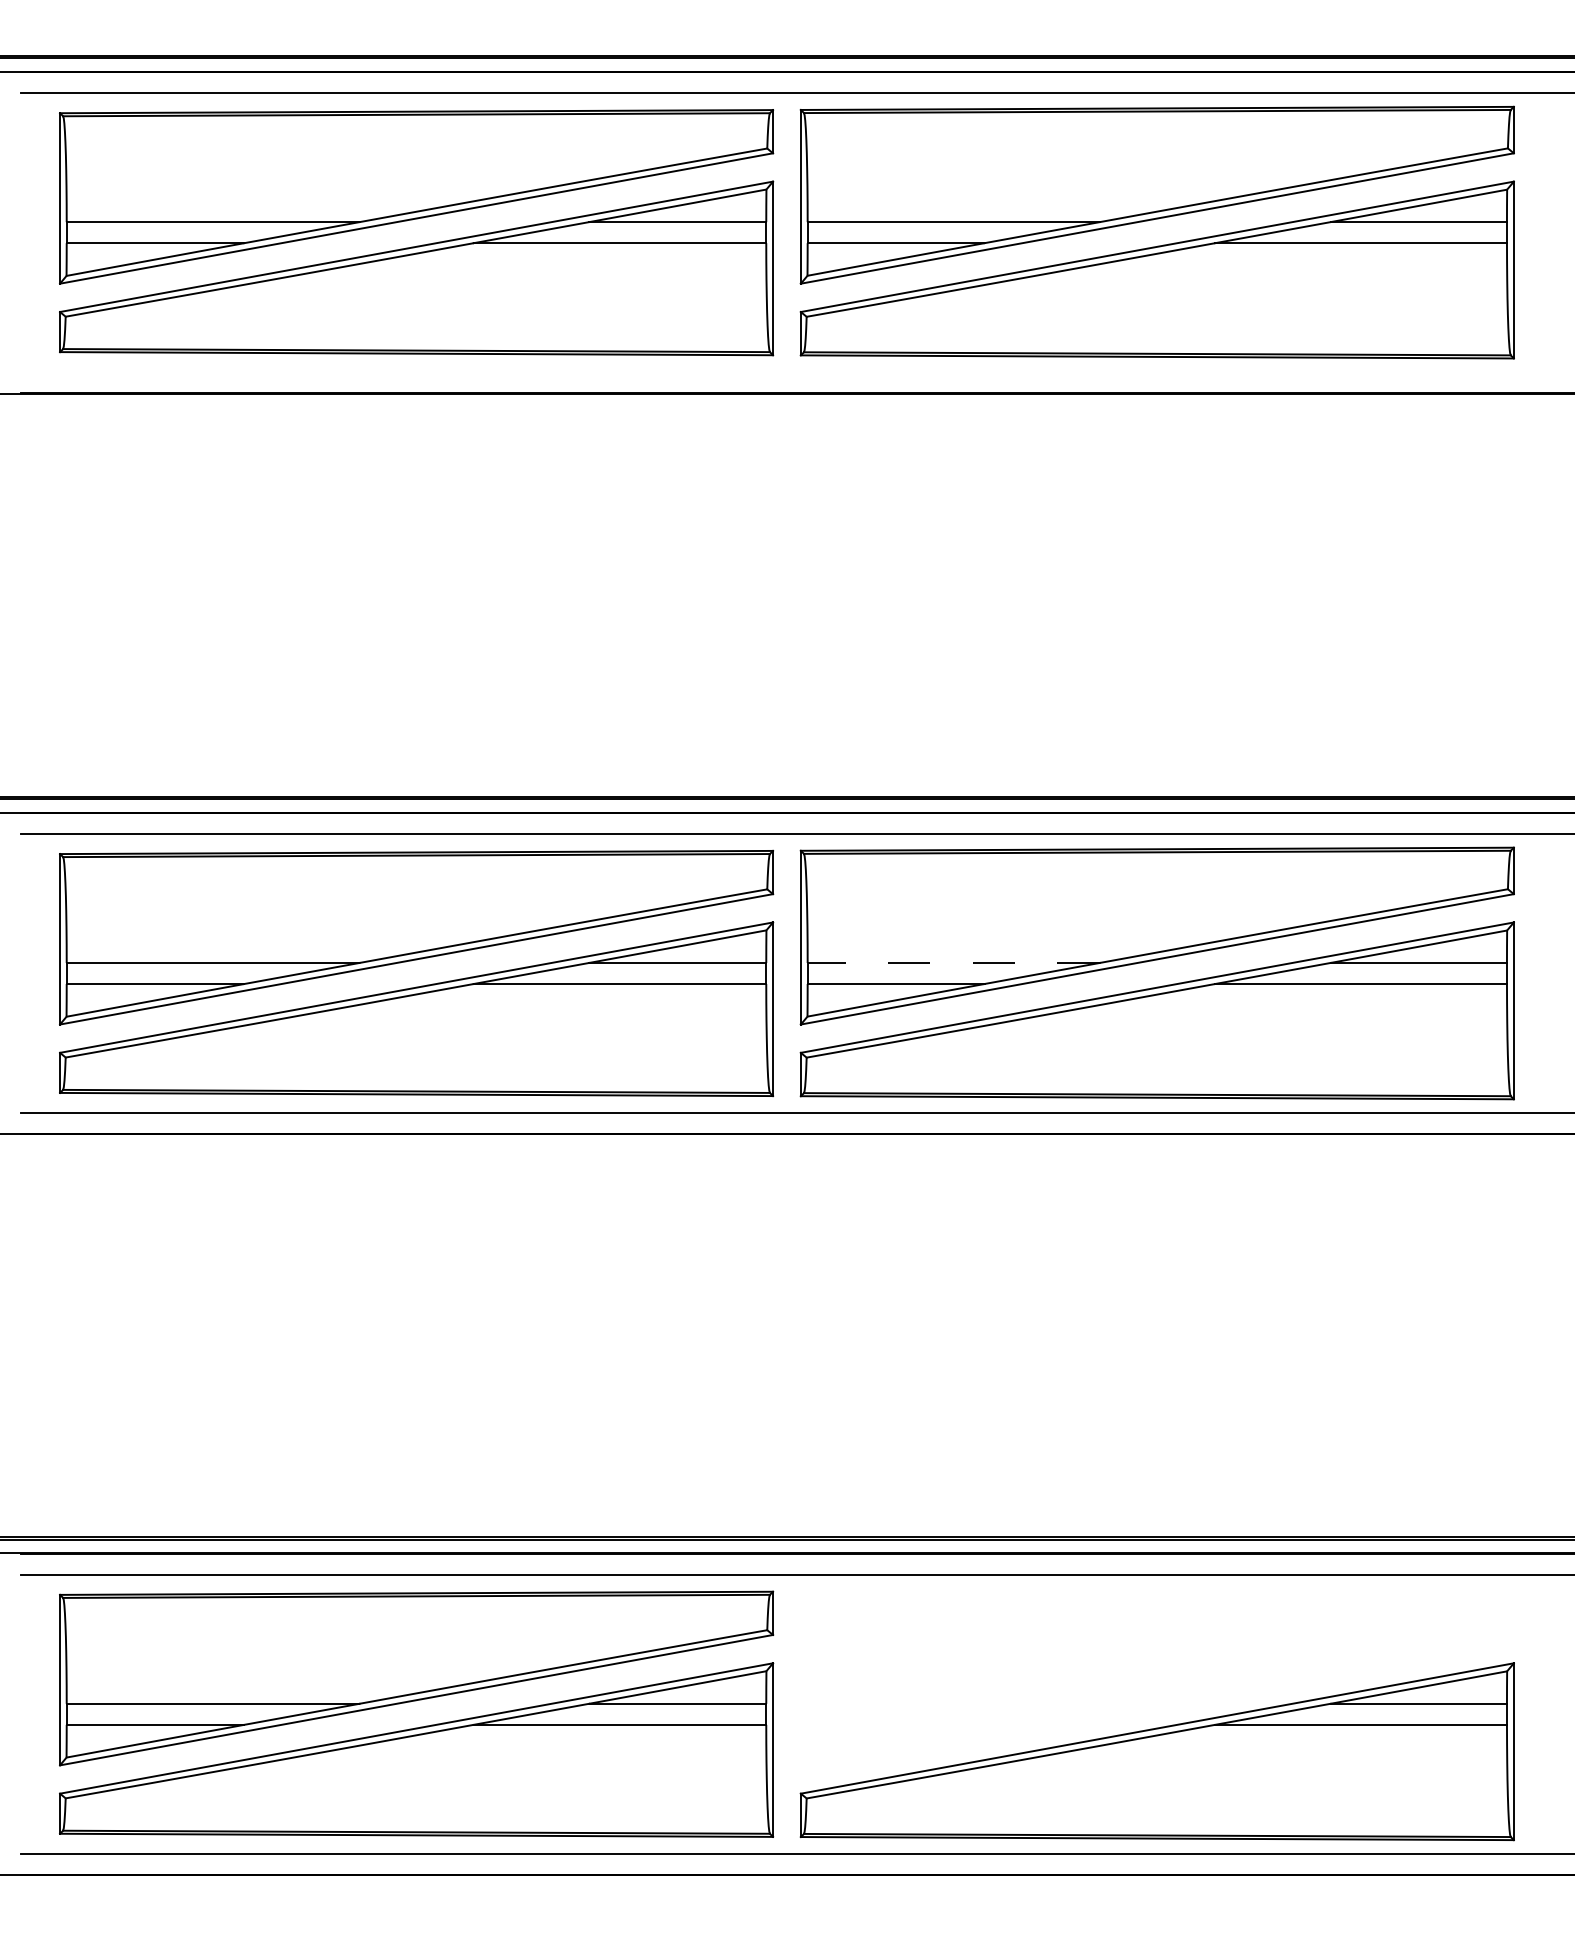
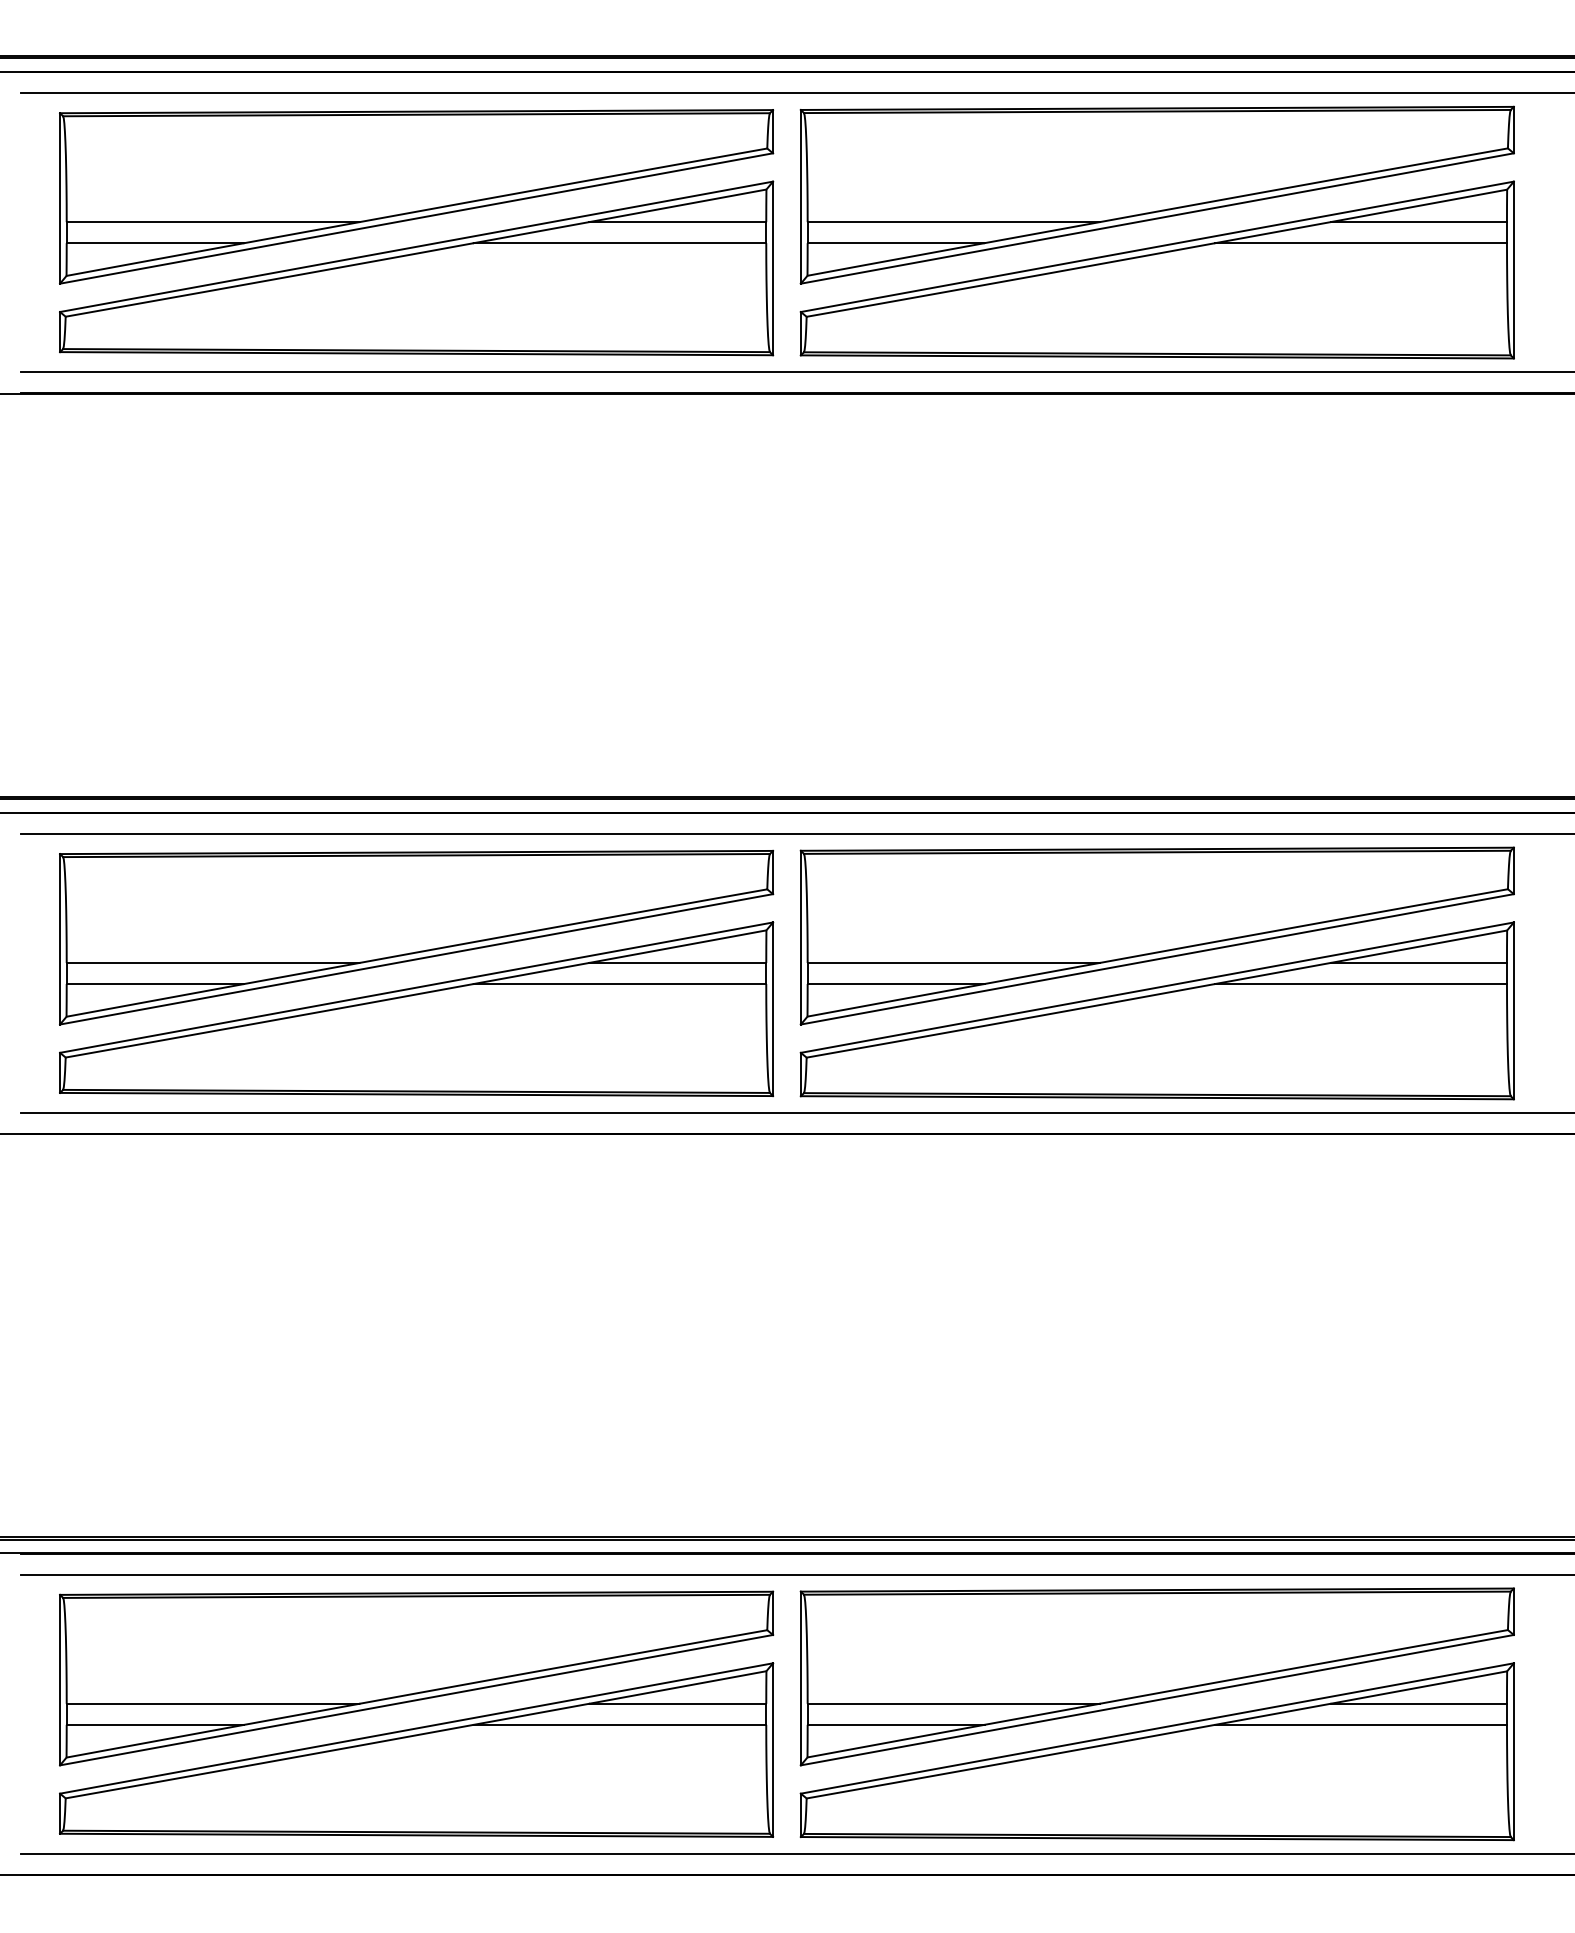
line: none -> present (795, 372)
line: dashed -> solid (953, 962)
part: none -> present (1156, 1676)
